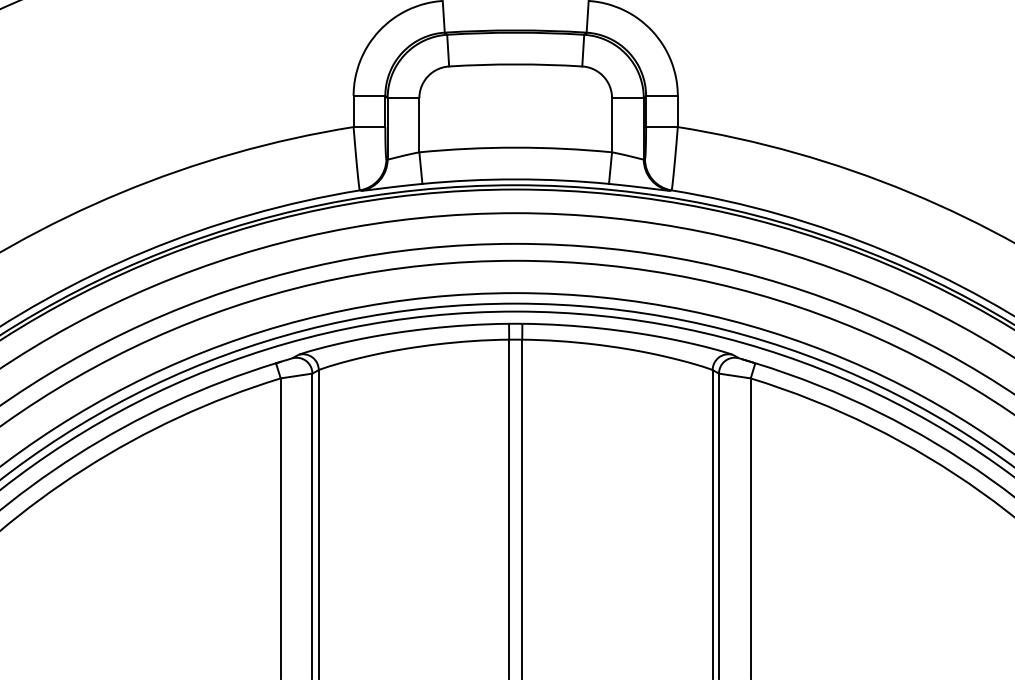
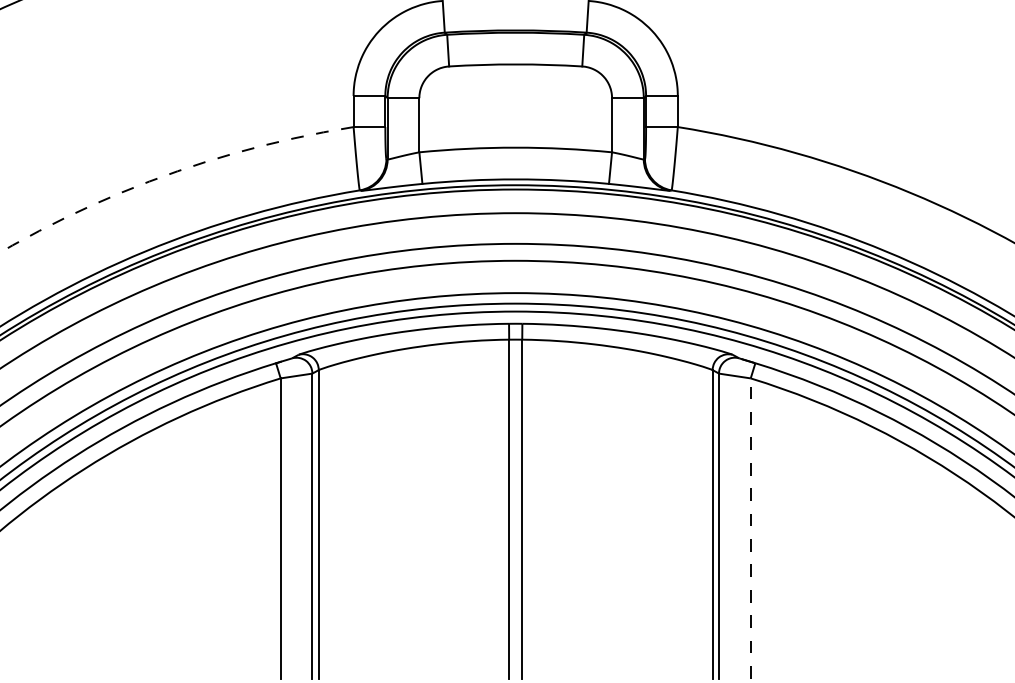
arc: solid -> dashed (171, 173)
line: solid -> dashed (750, 528)
